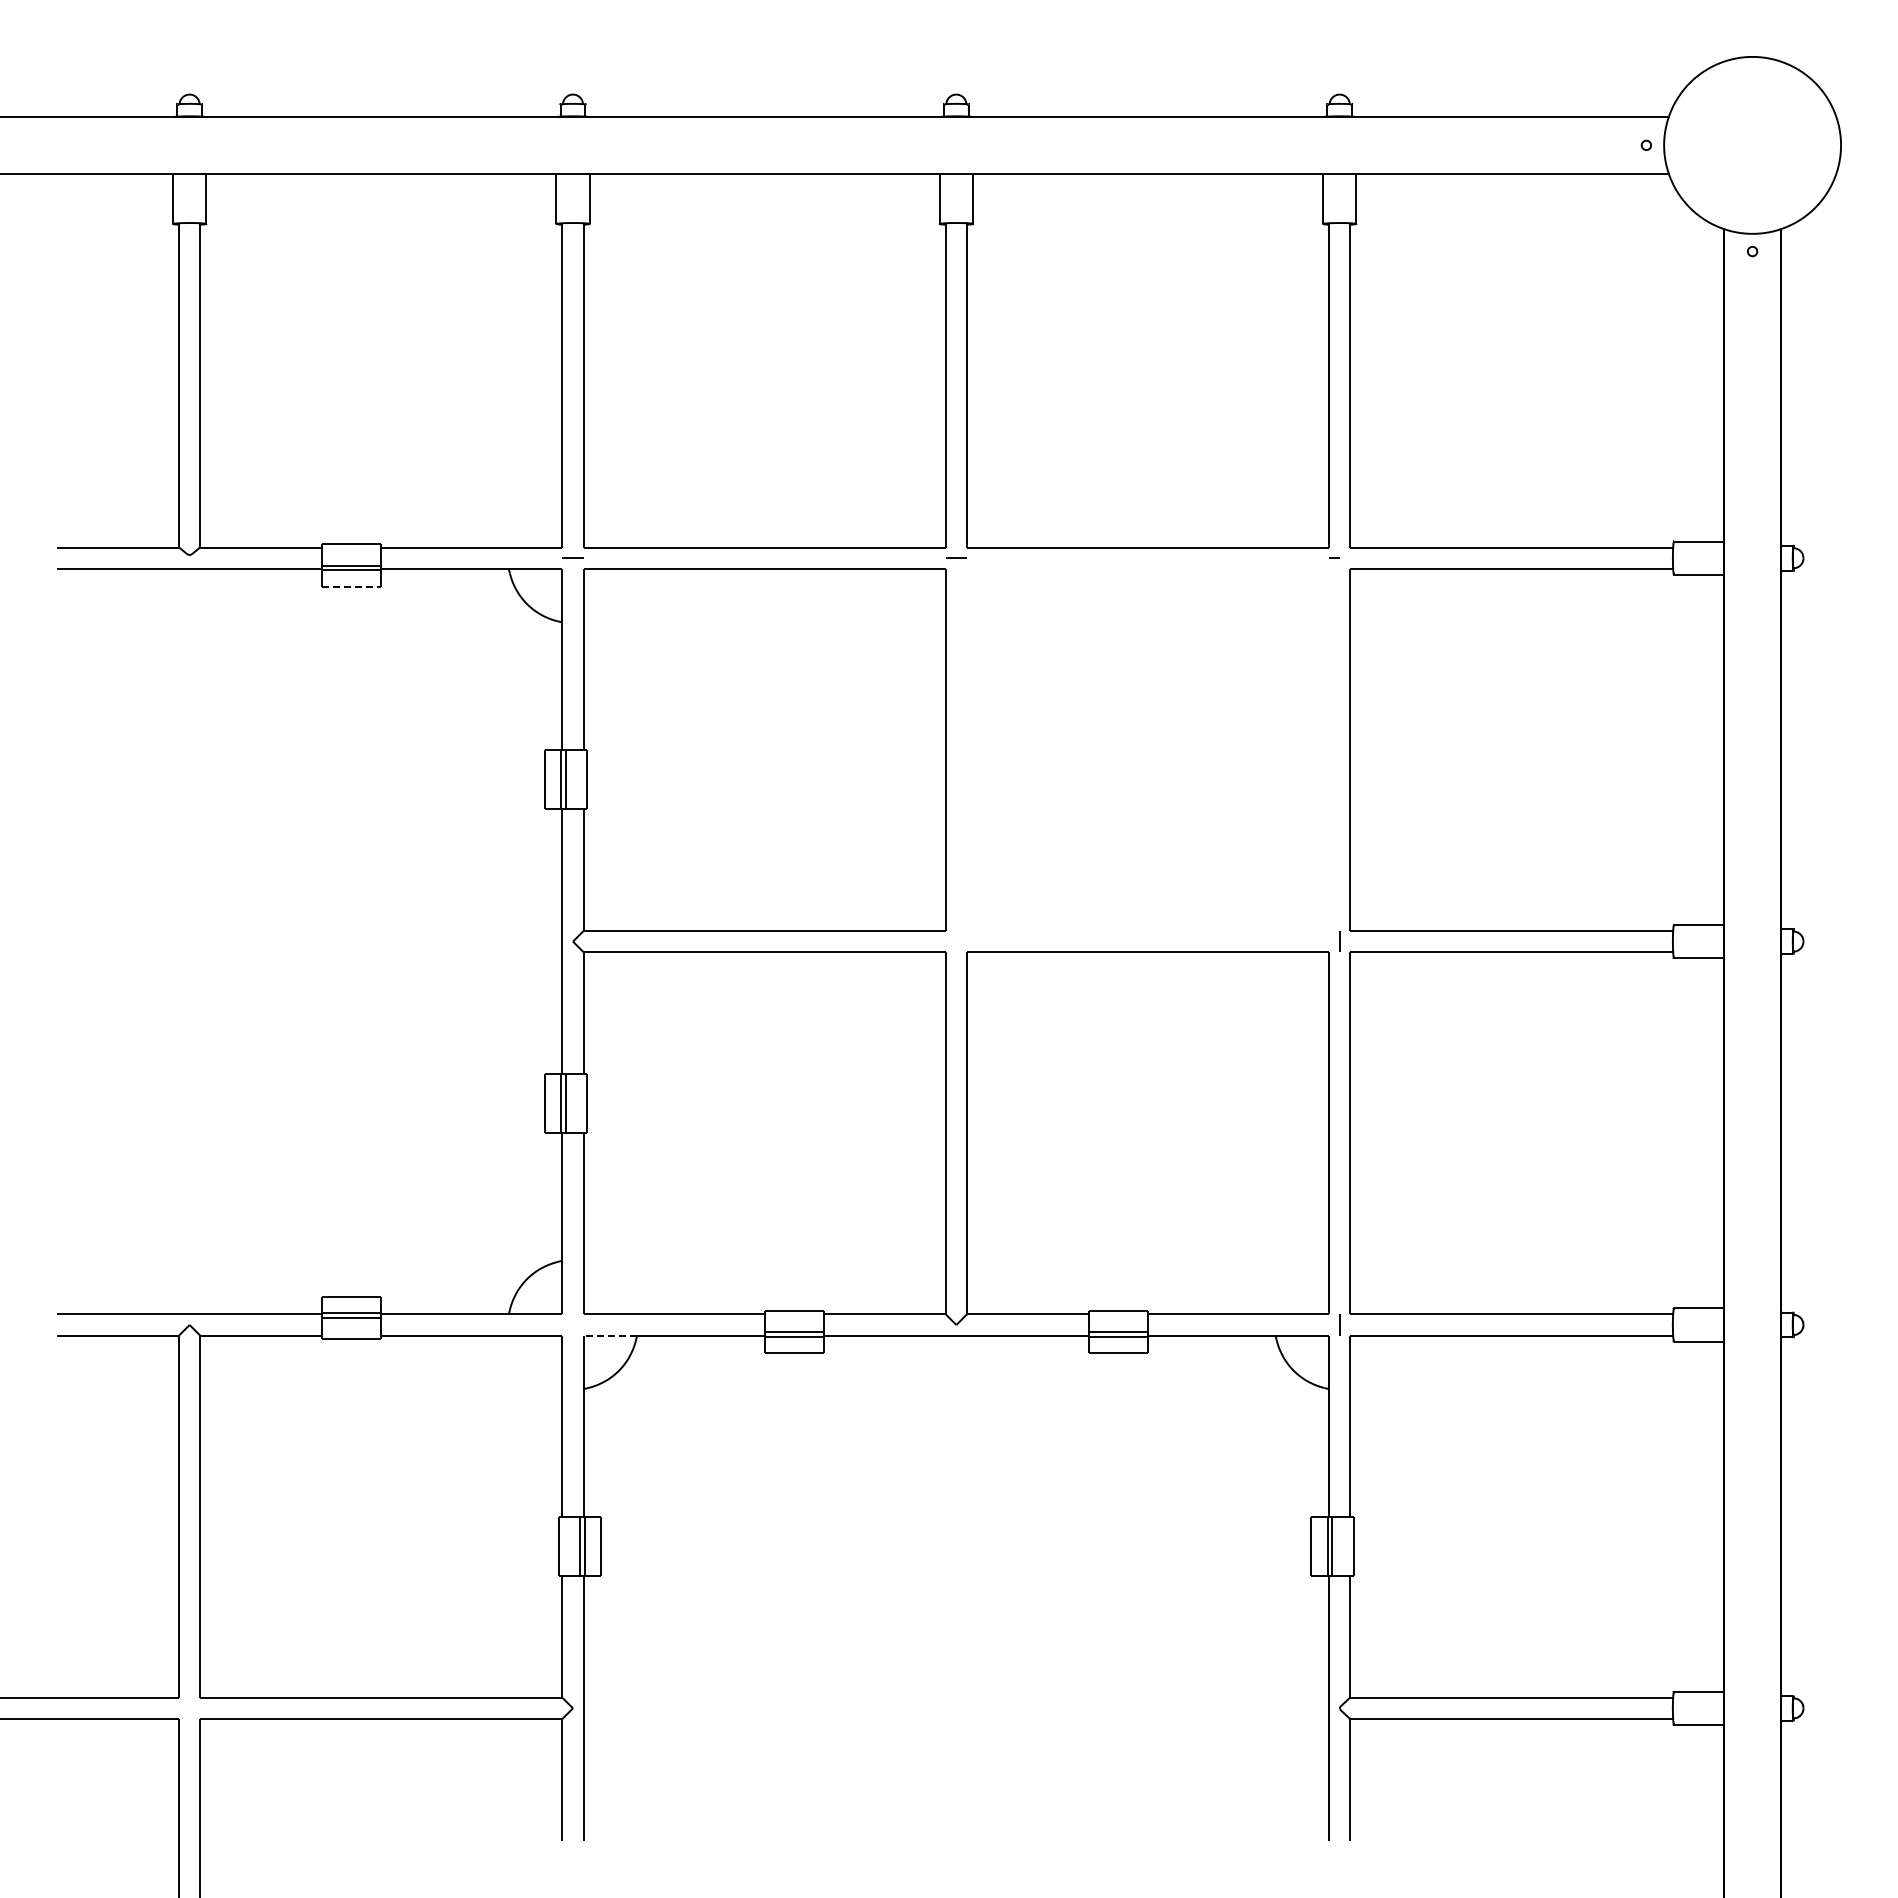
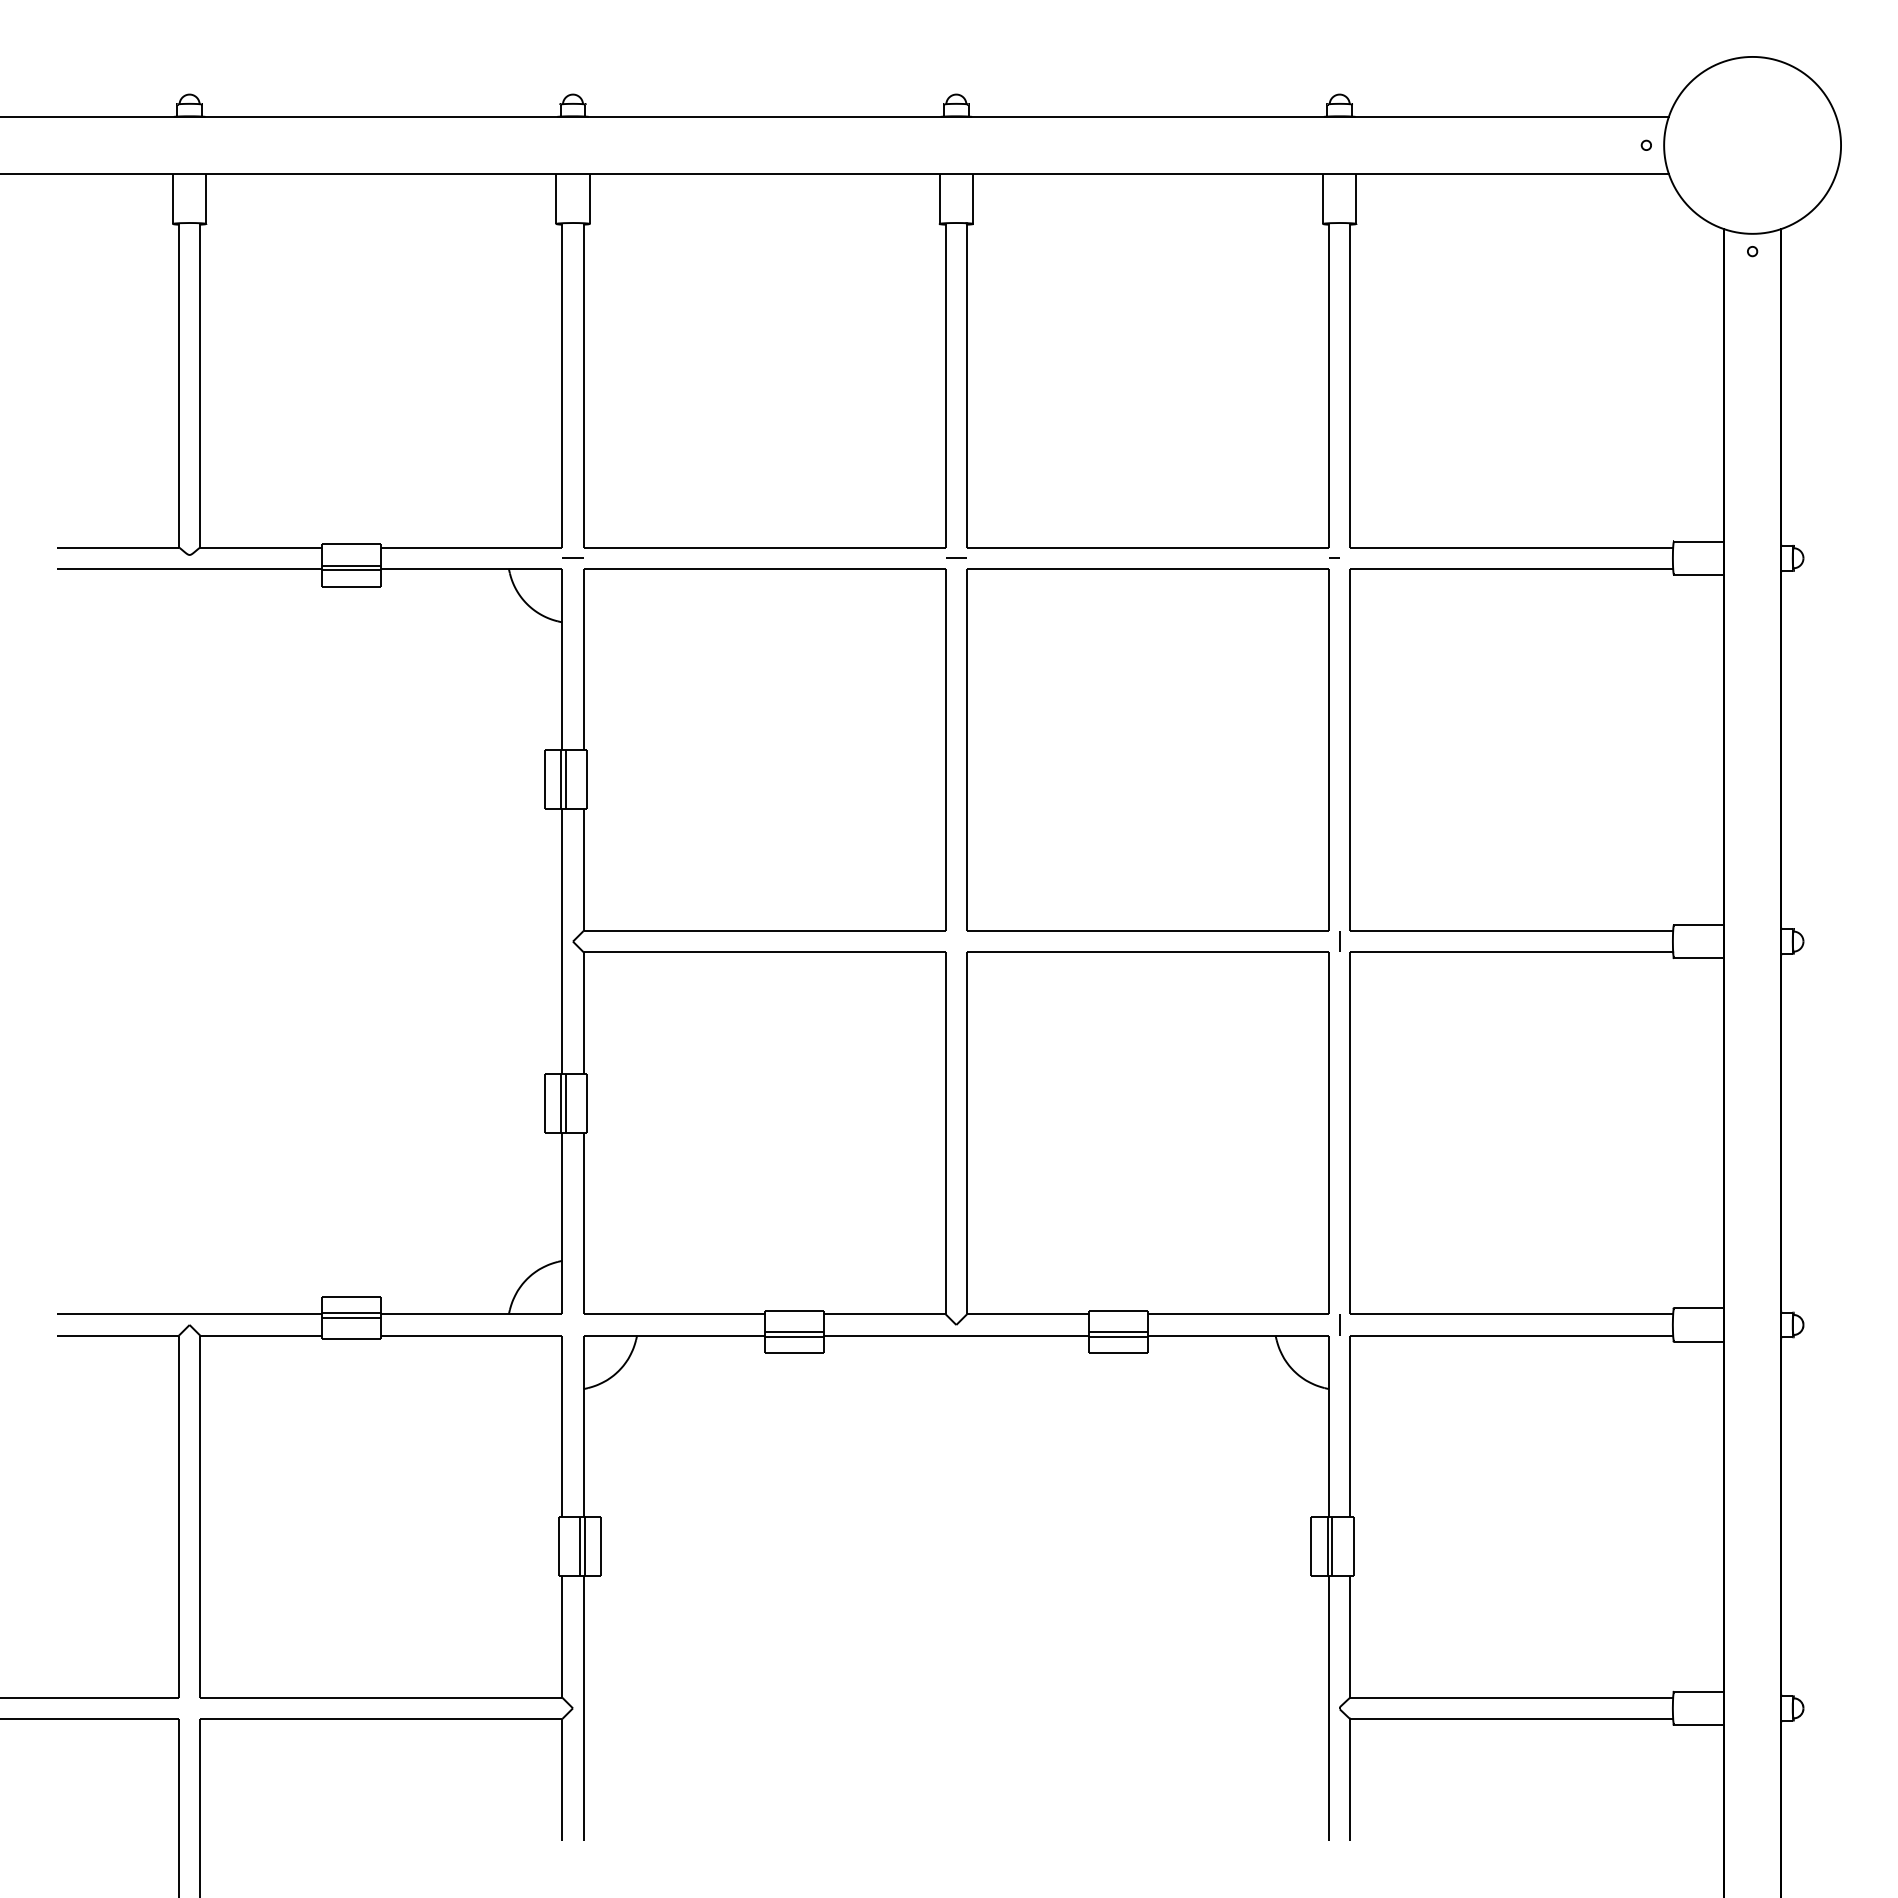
line: dashed -> solid (352, 586)
part: none -> present (1147, 749)
line: dashed -> solid (610, 1335)
